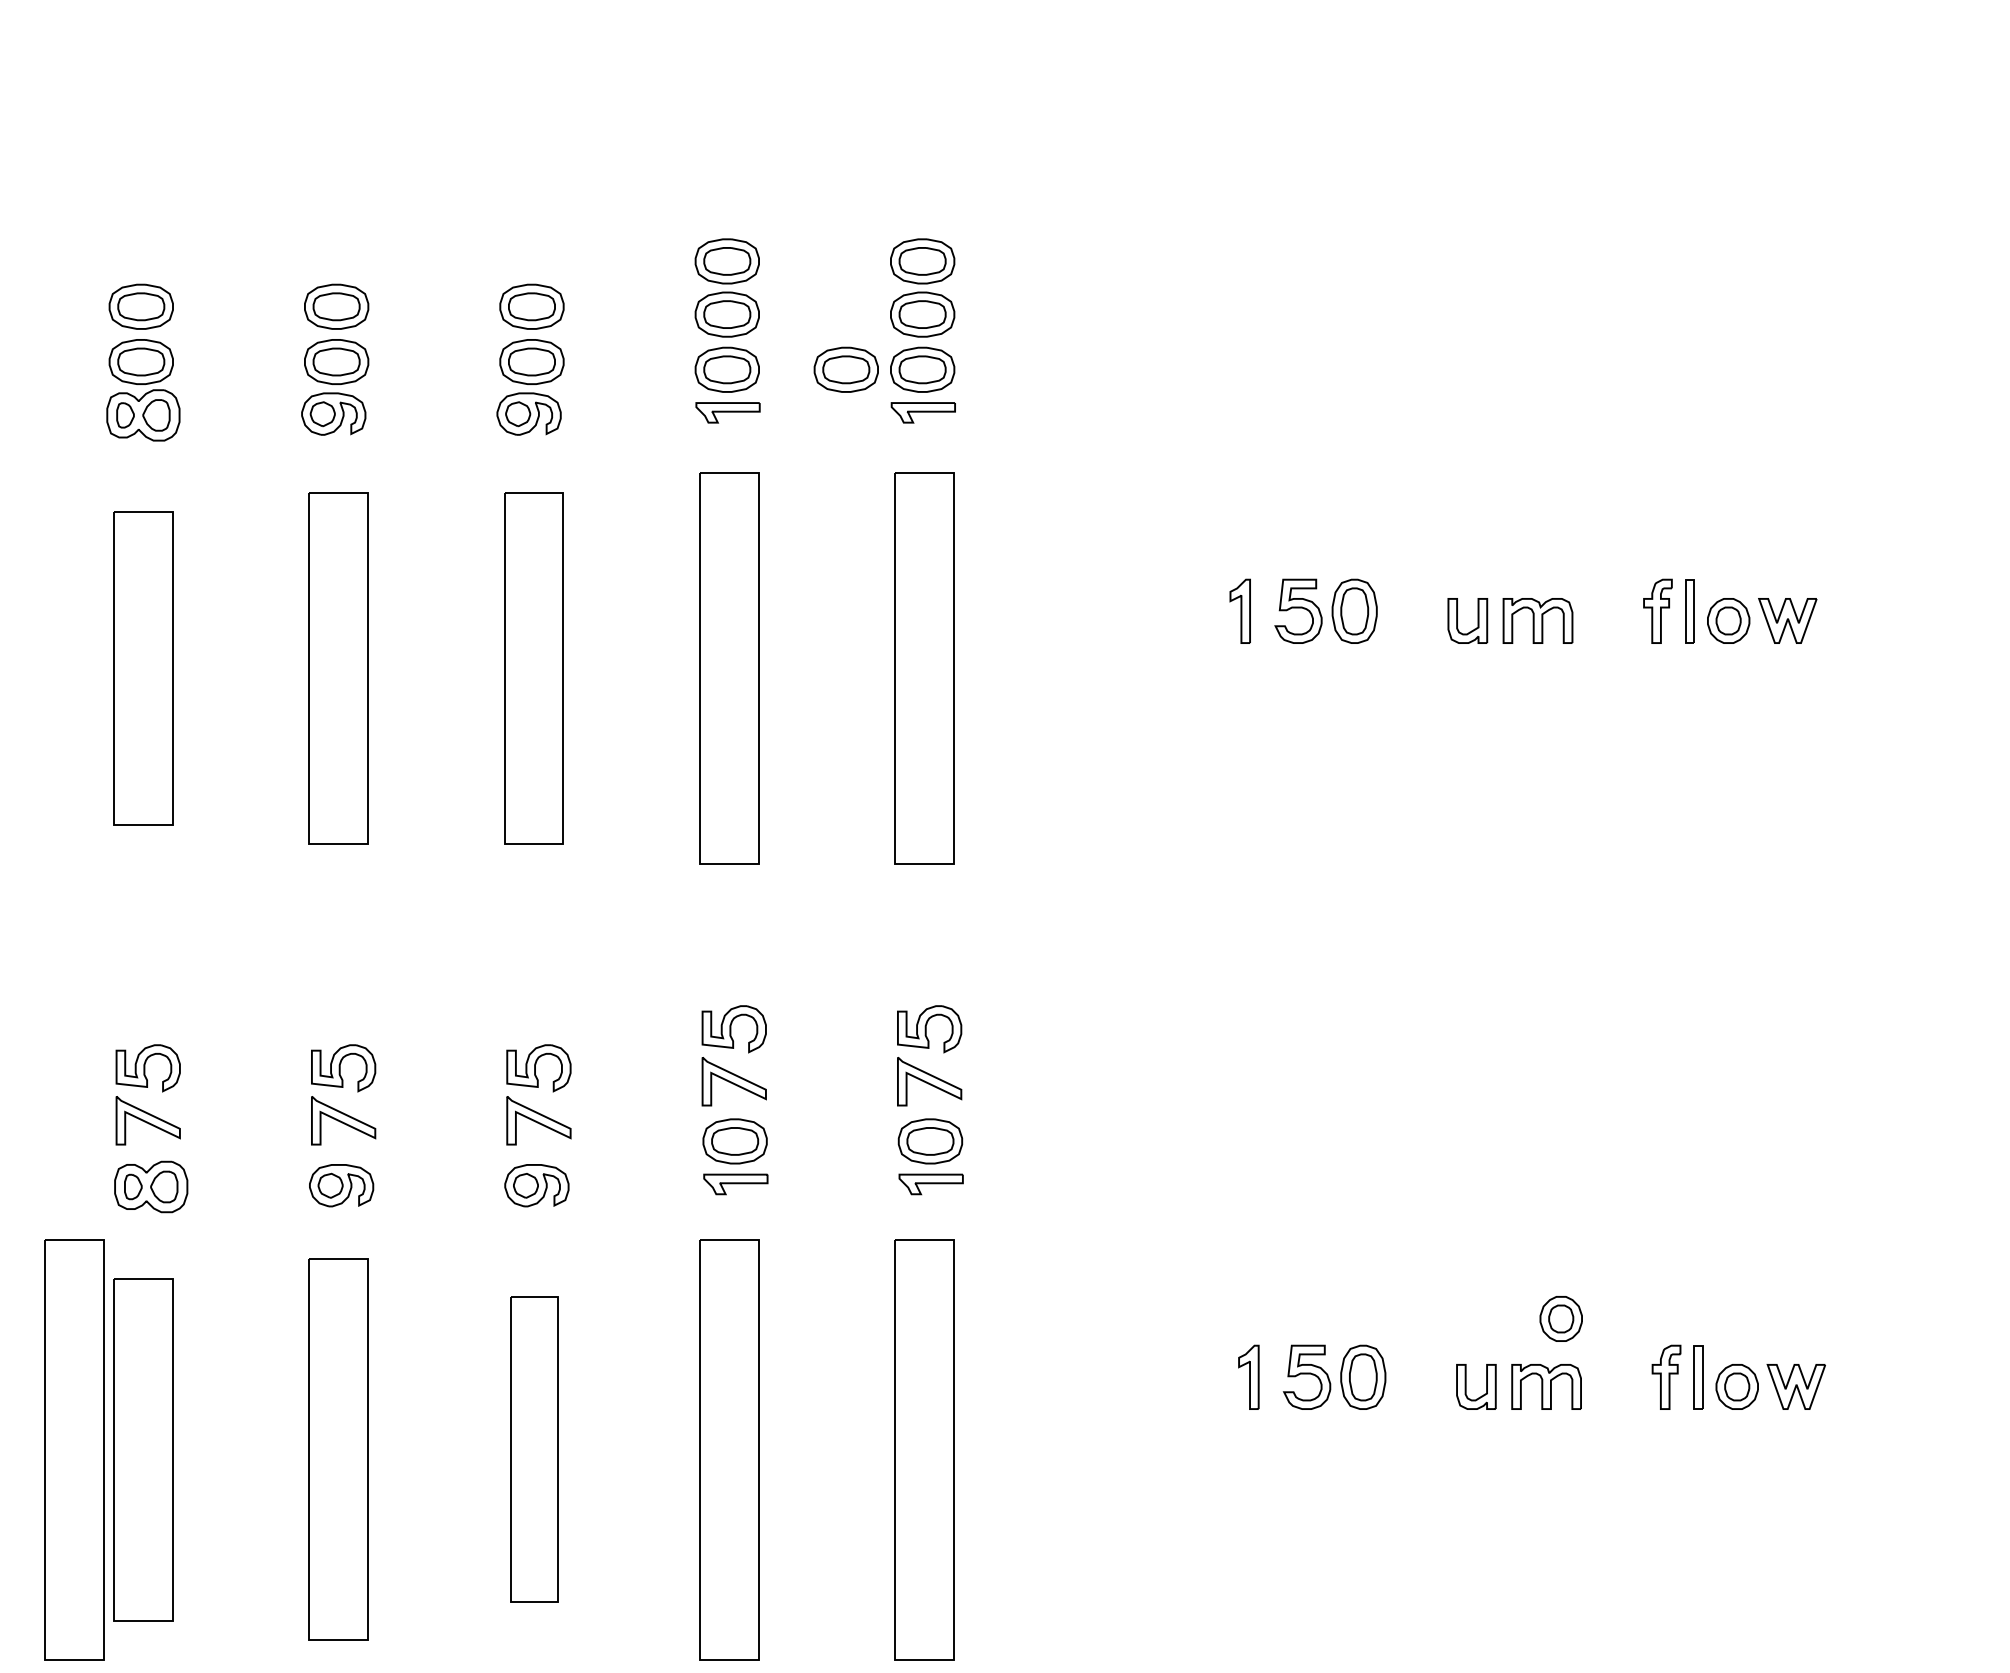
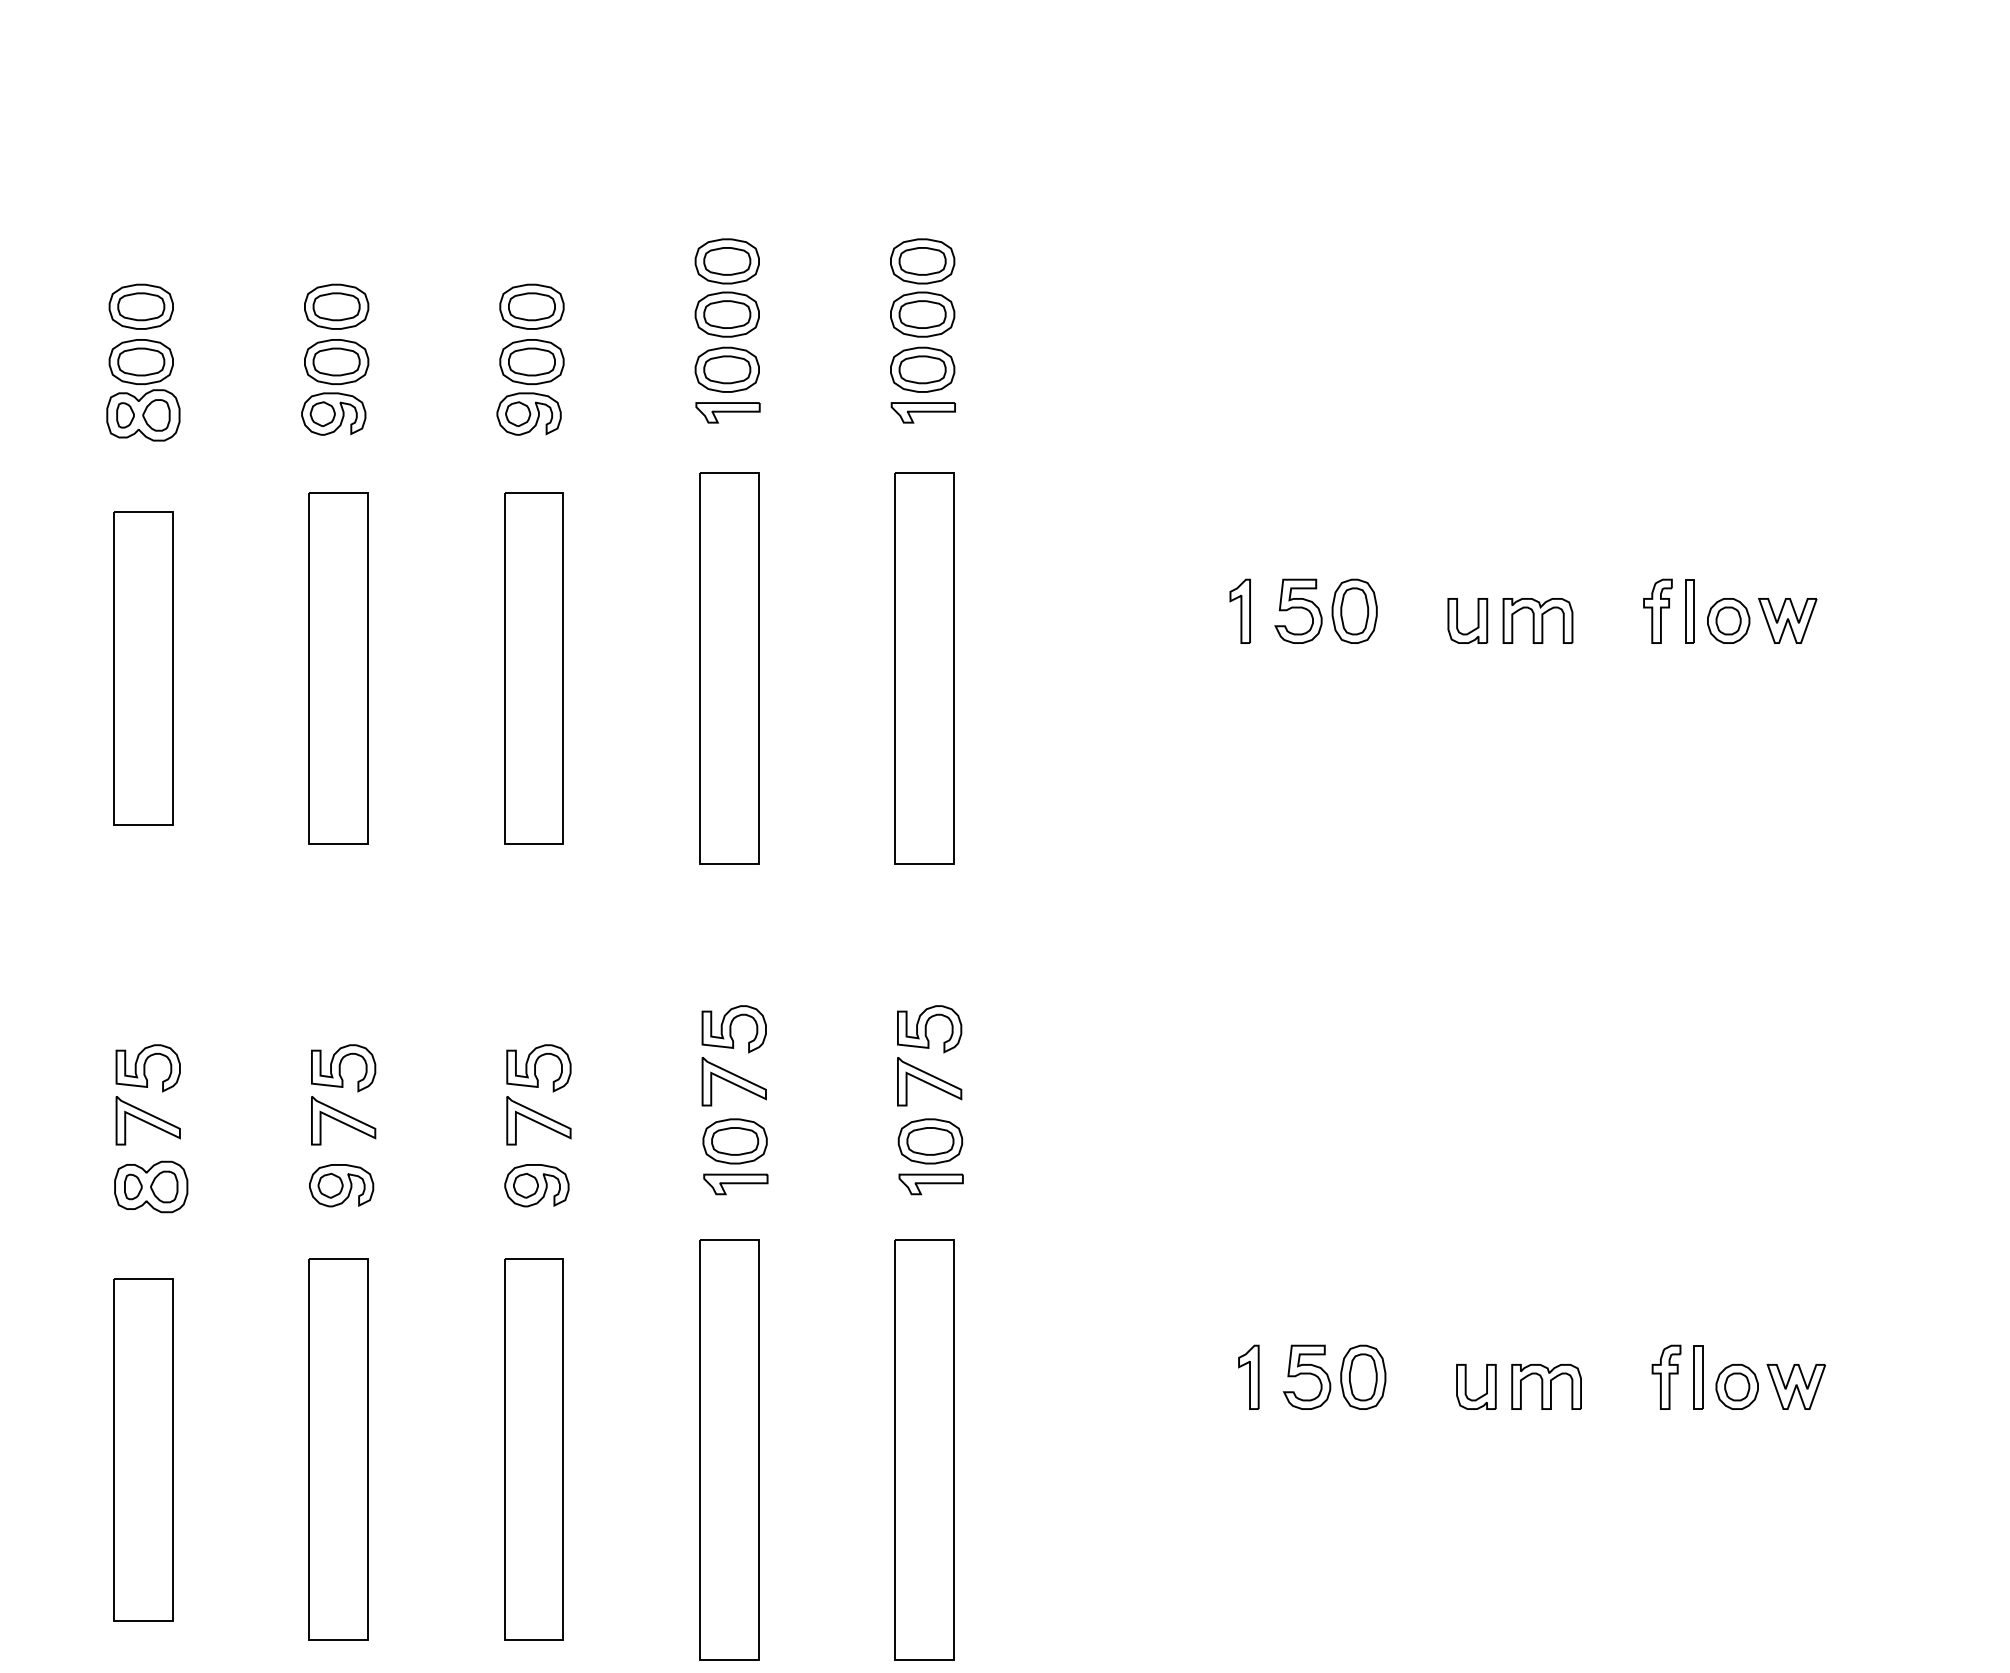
part: present -> none (845, 369)
part: present -> none (1560, 1318)
part: present -> none (74, 1449)
part size: 49x307 px -> 60x383 px (533, 1449)
